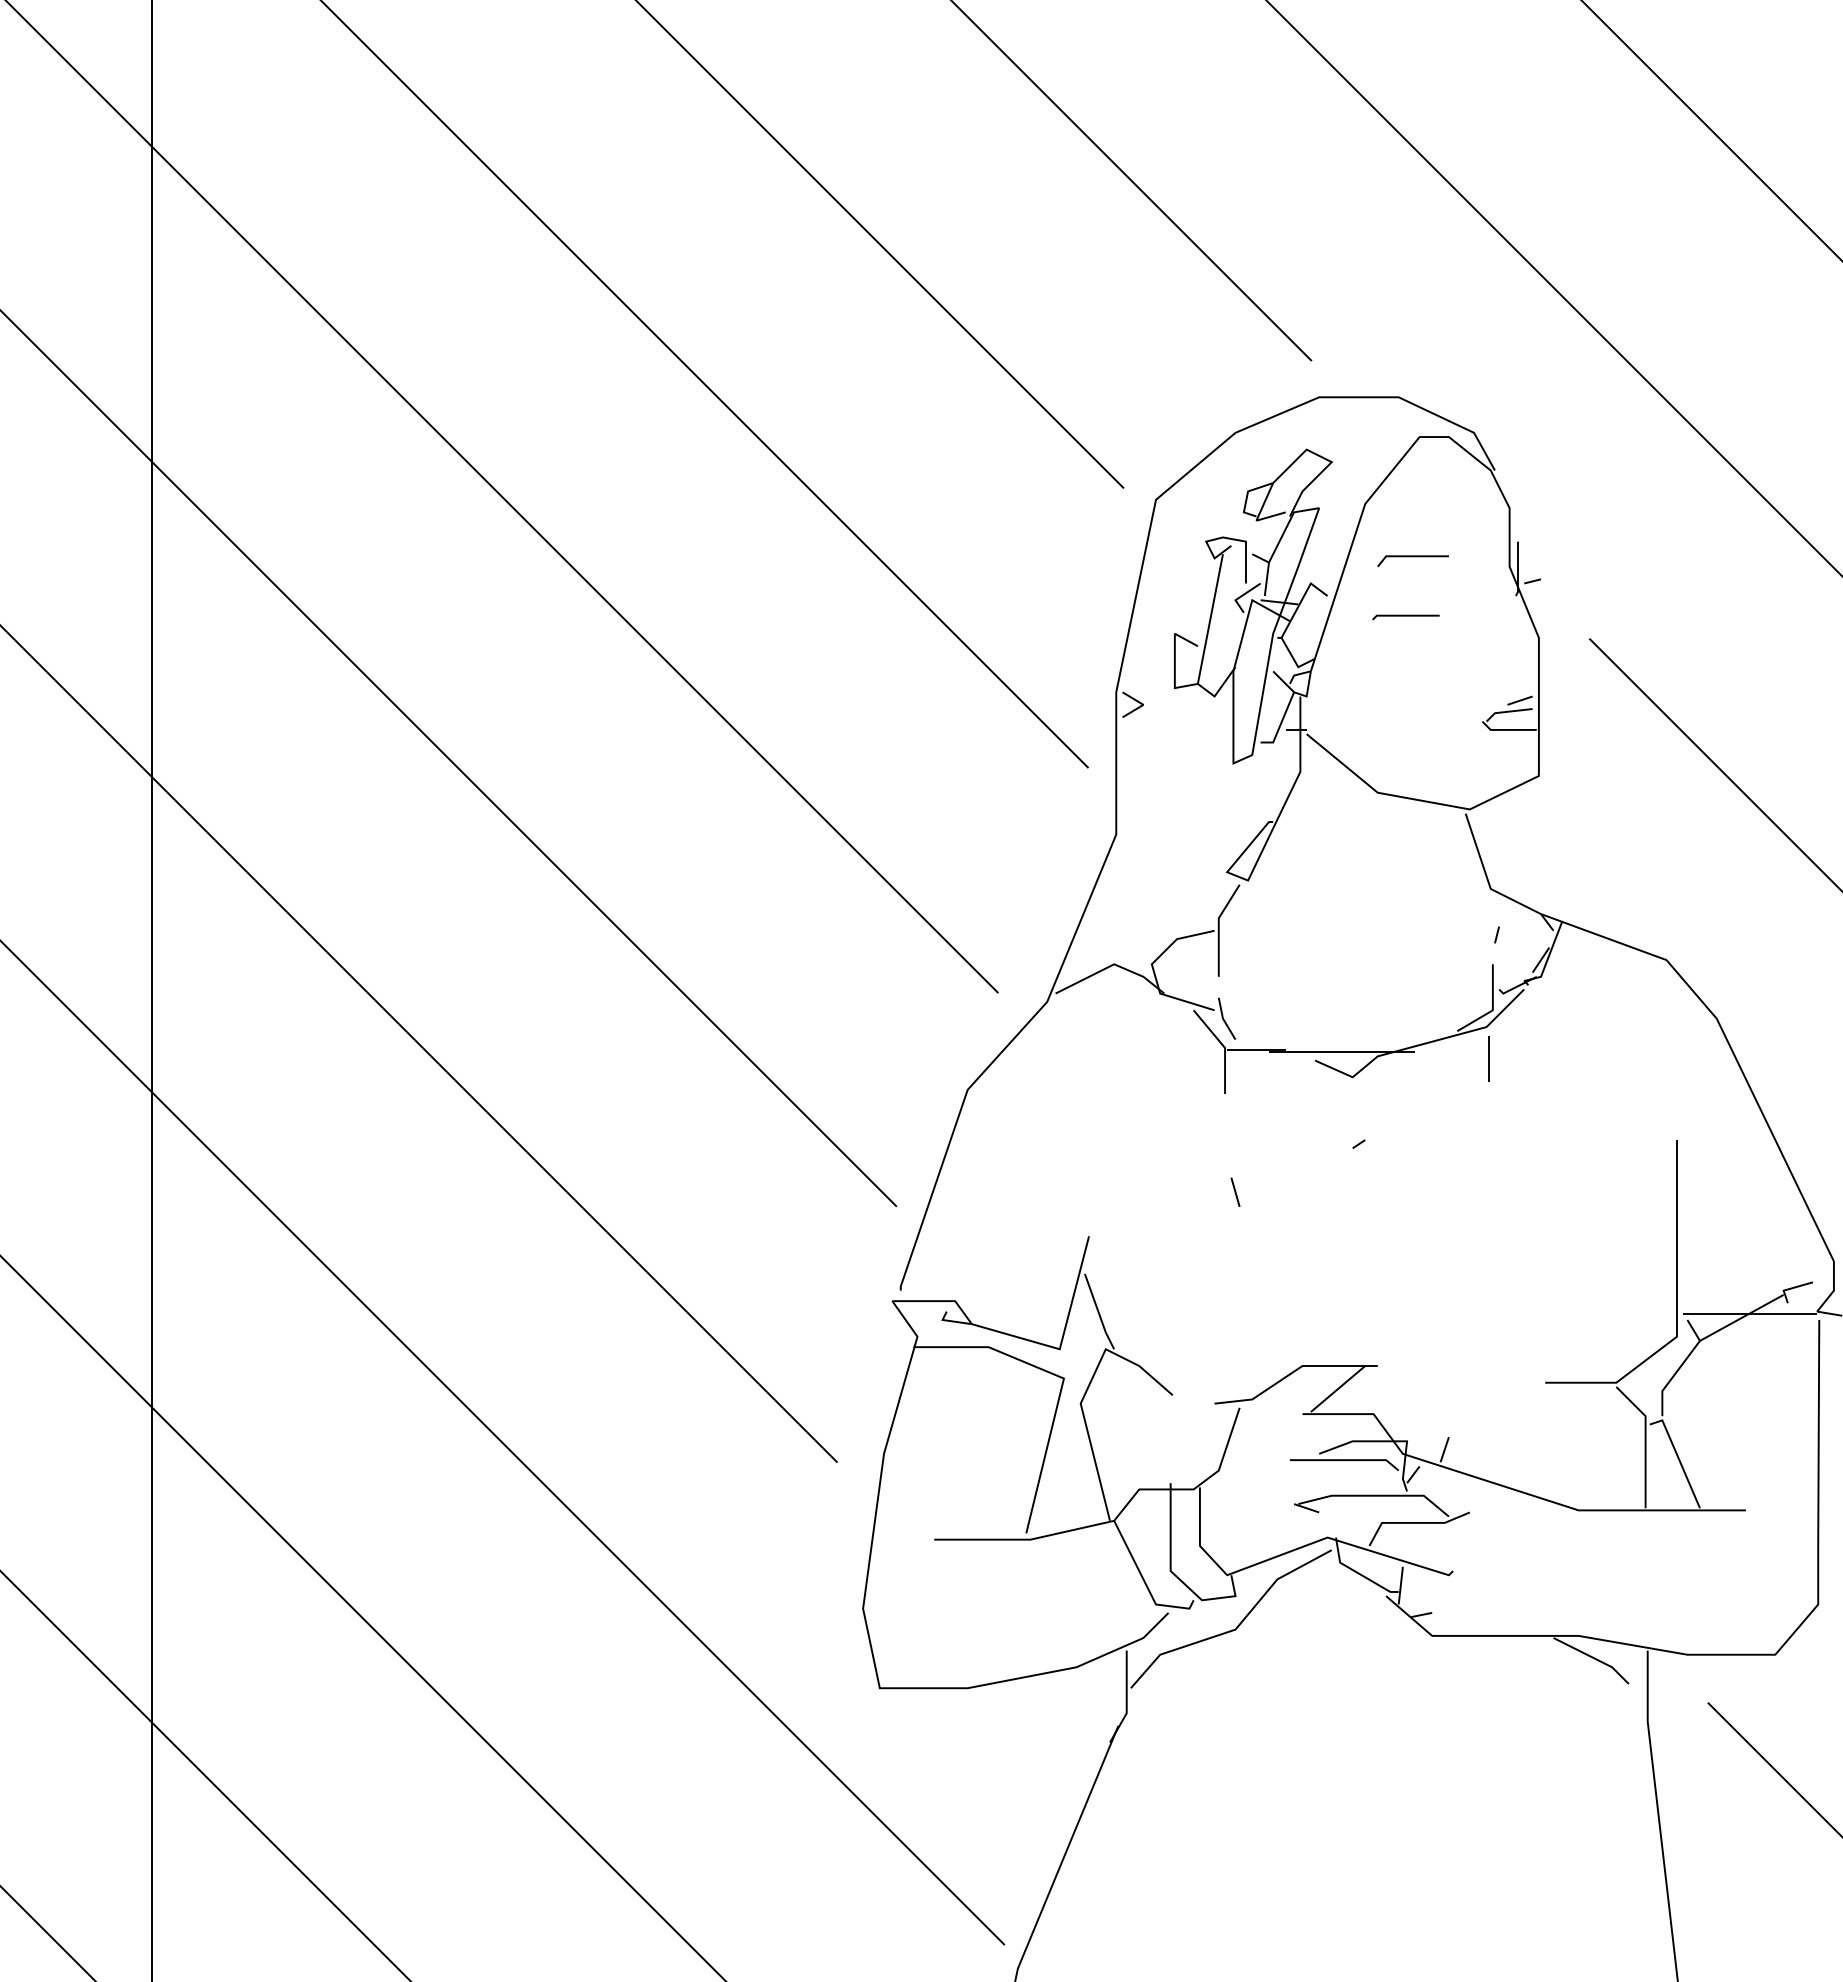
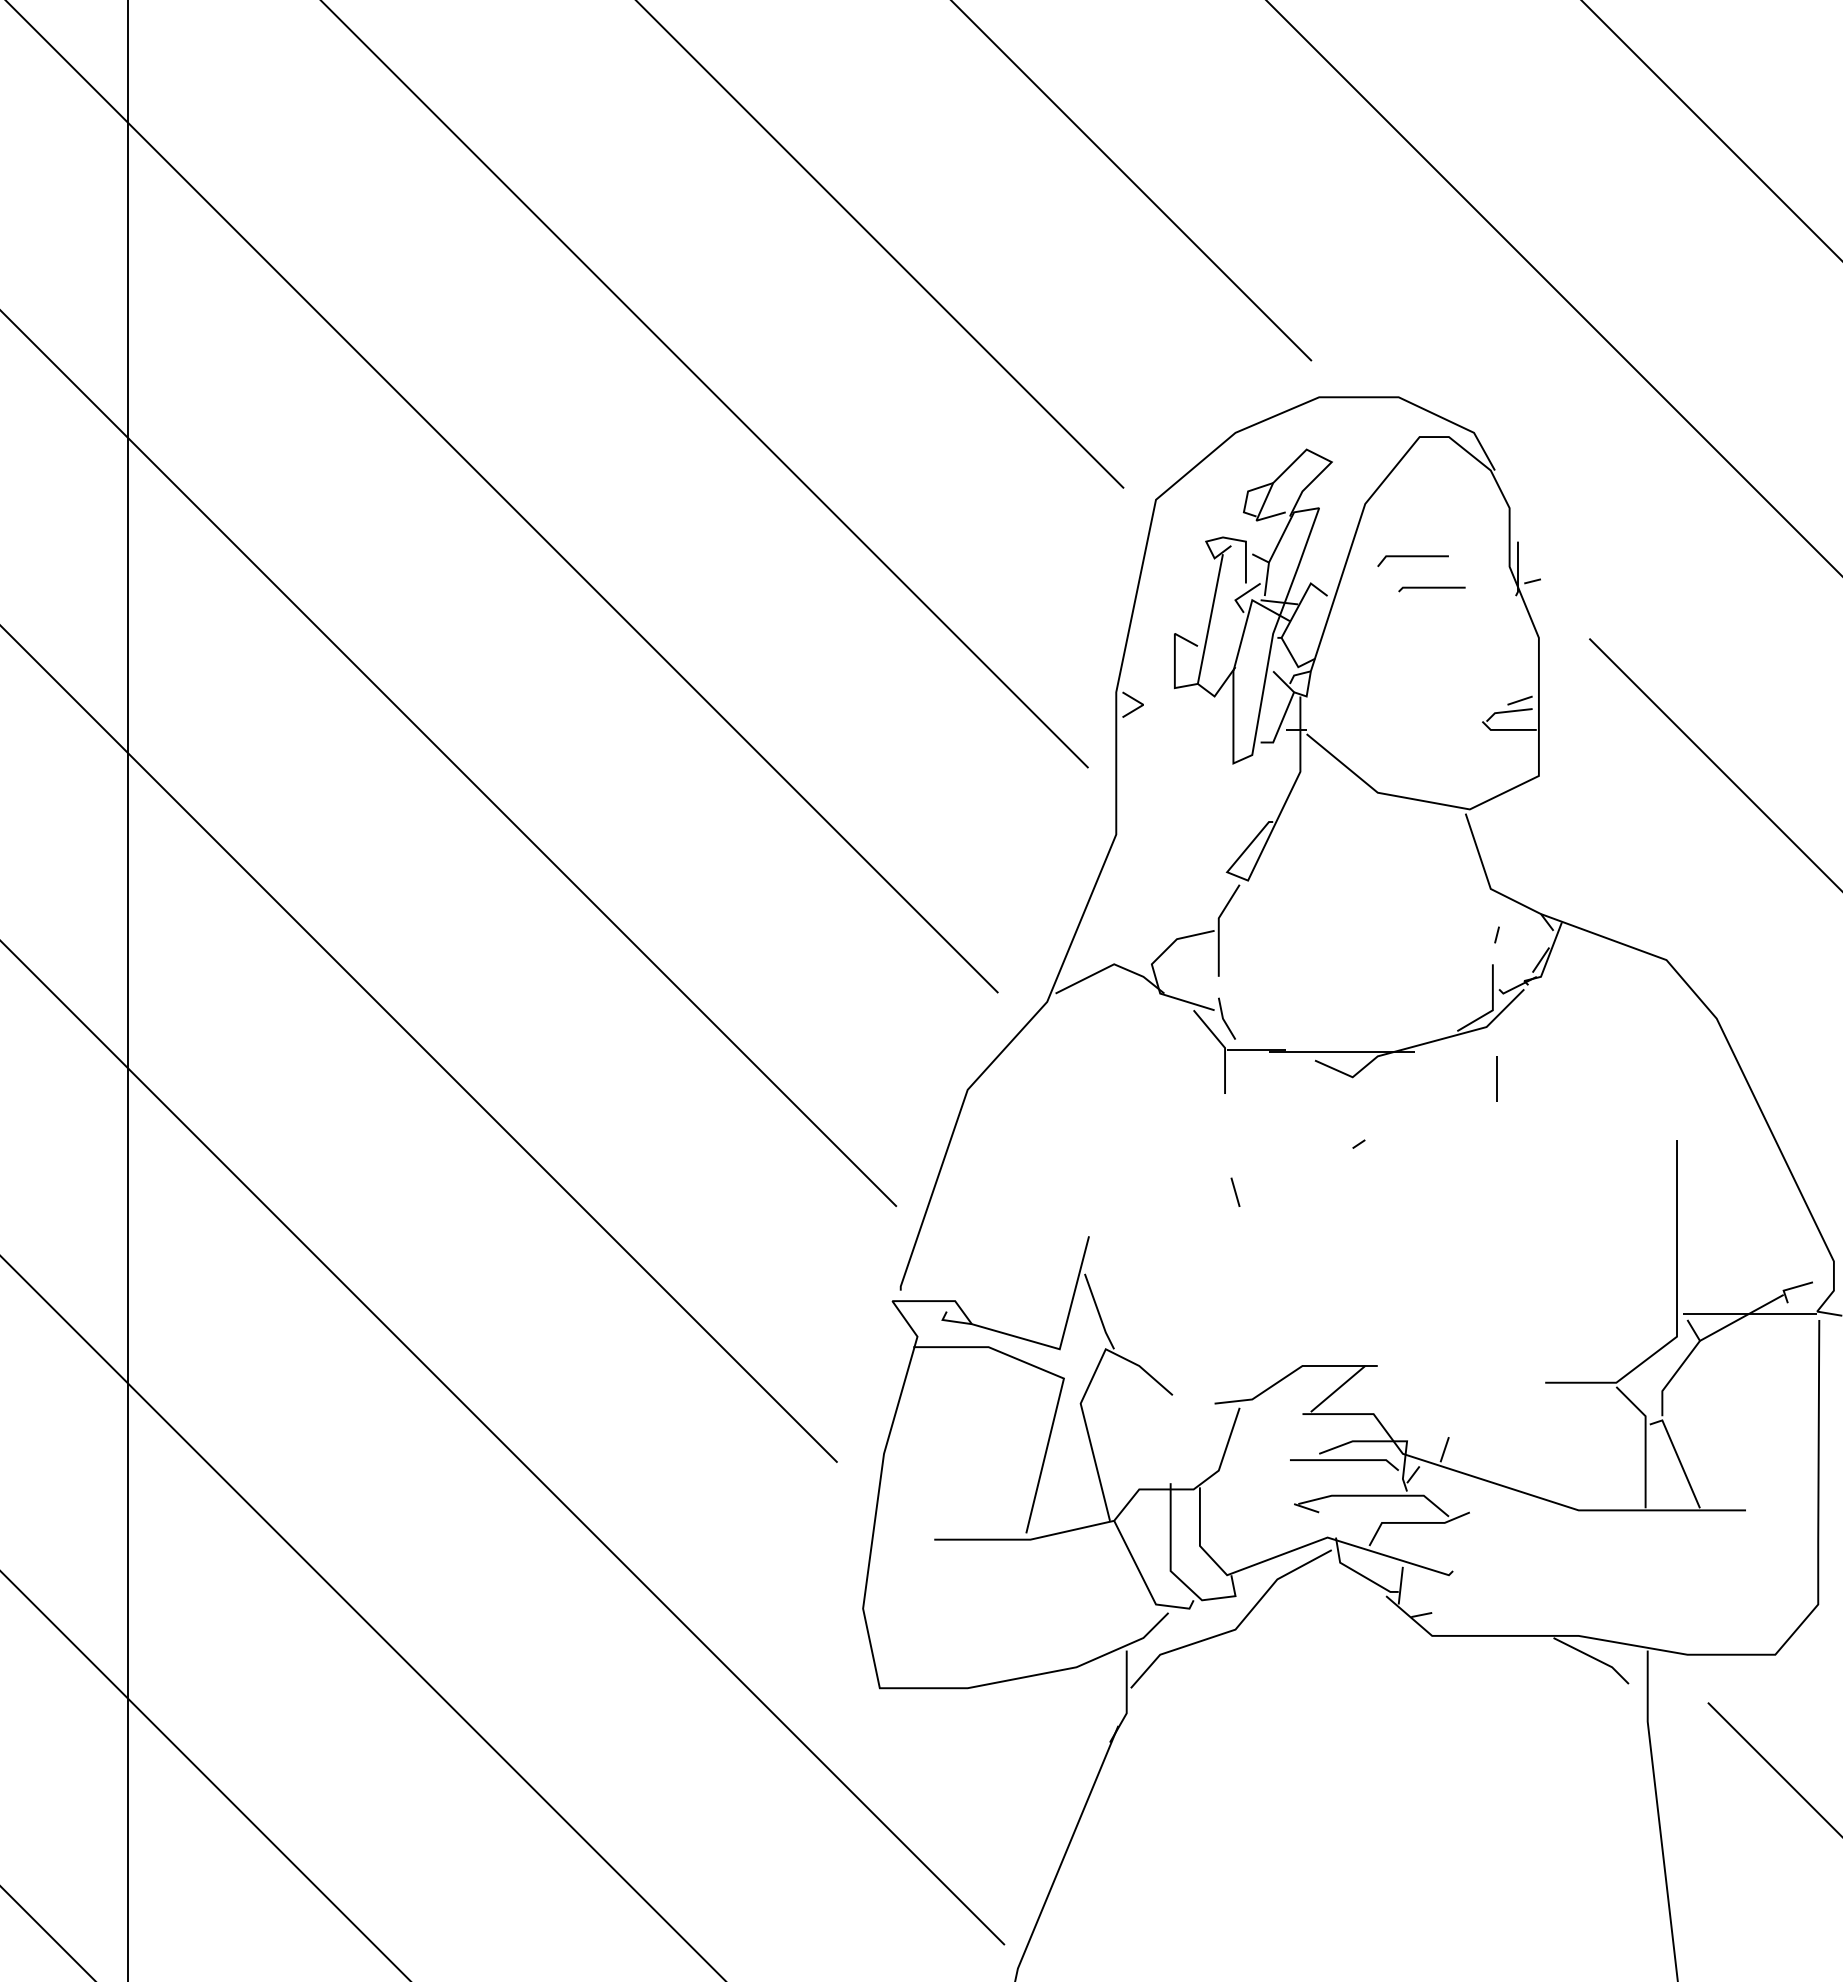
line position: (1405, 616) -> (1431, 588) (1431, 588)
line position: (151, 990) -> (127, 990) (127, 990)
line position: (1488, 1058) -> (1496, 1078) (1496, 1078)
